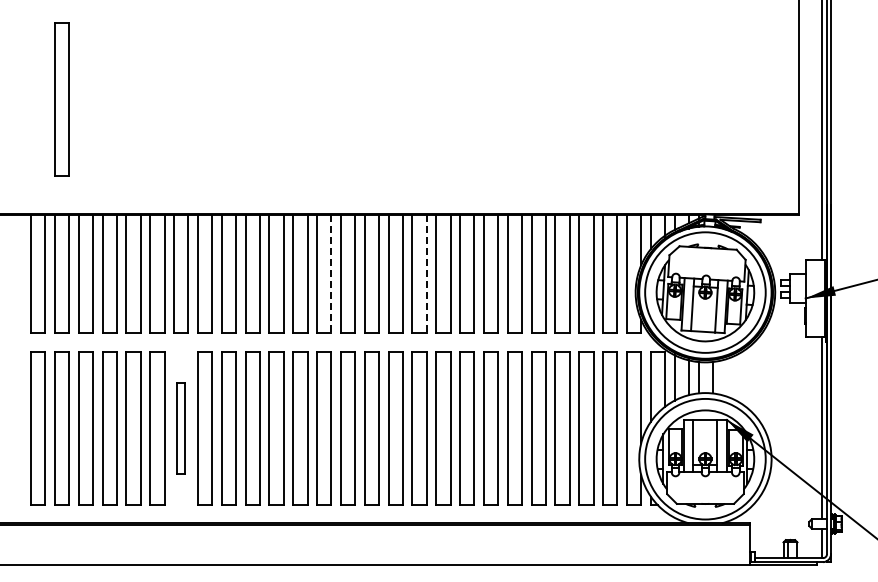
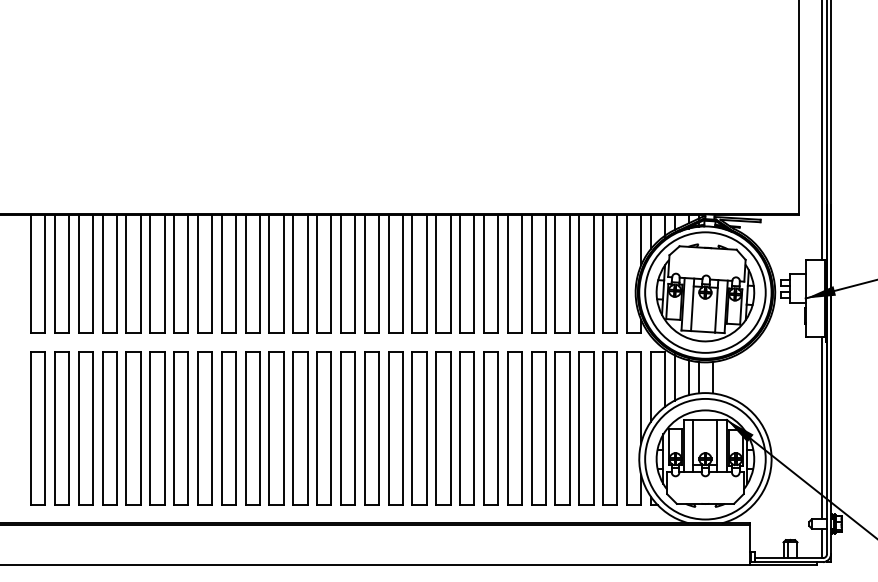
part: present -> none (61, 99)
line: dashed -> solid (331, 274)
line: dashed -> solid (426, 274)
part size: 10x93 px -> 16x155 px (180, 428)
